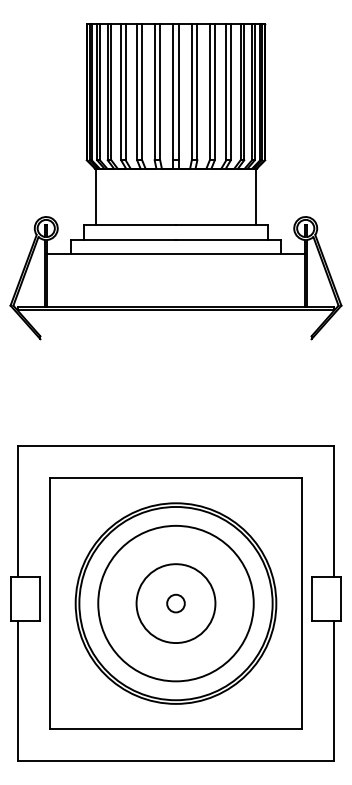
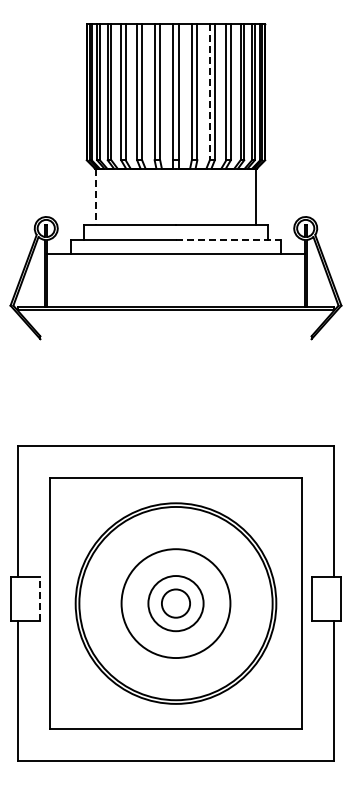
line: solid -> dashed (209, 92)
line: solid -> dashed (95, 197)
line: solid -> dashed (228, 239)
line: solid -> dashed (40, 599)
circle diameter: 156 px -> 109 px (175, 603)
circle diameter: 18 px -> 28 px (175, 603)
circle diameter: 79 px -> 55 px (175, 603)
